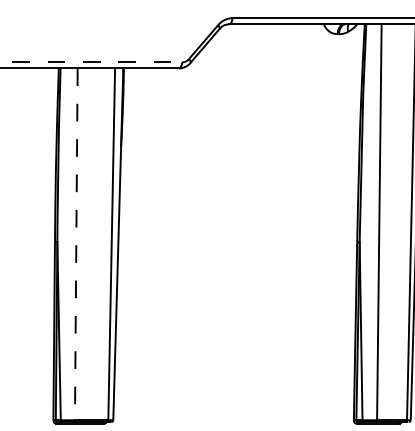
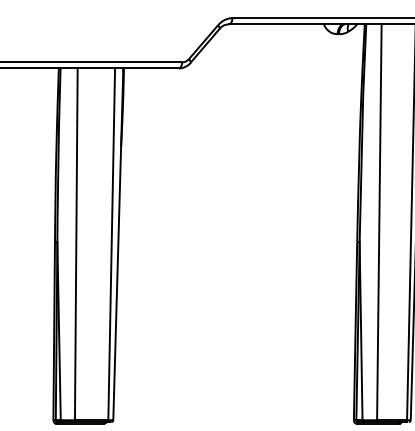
line: dashed -> solid (91, 62)
line: dashed -> solid (76, 244)
